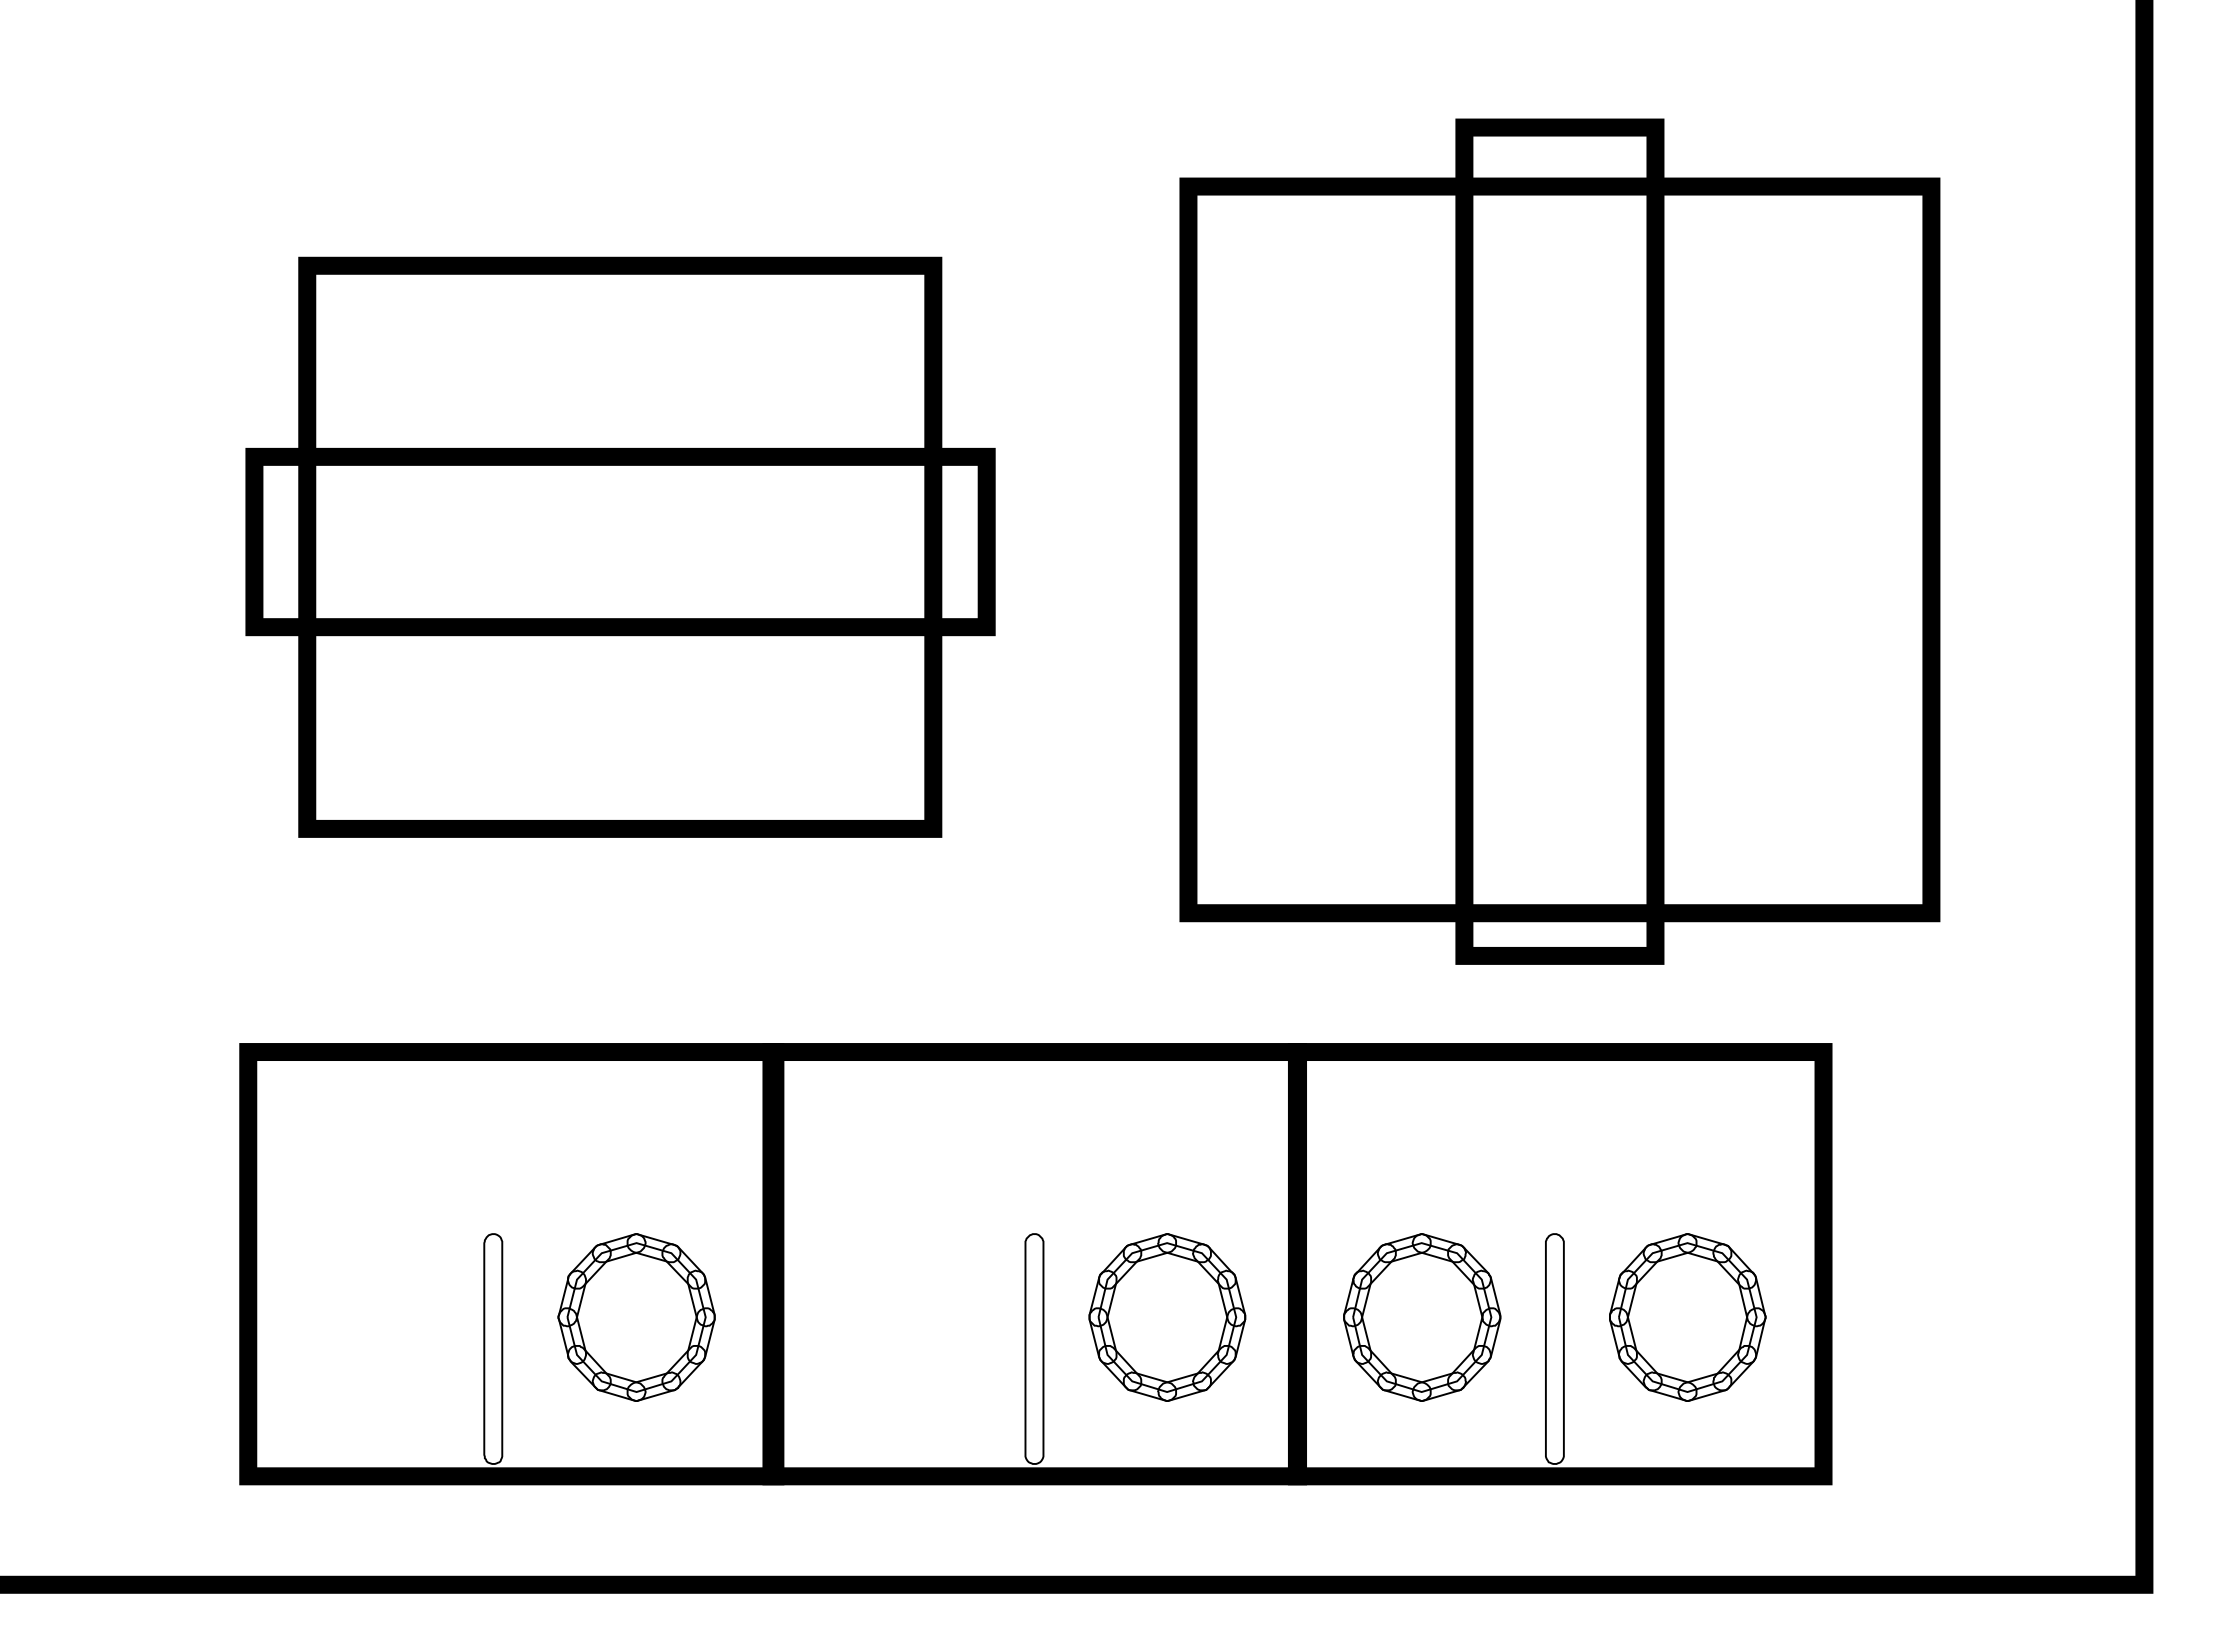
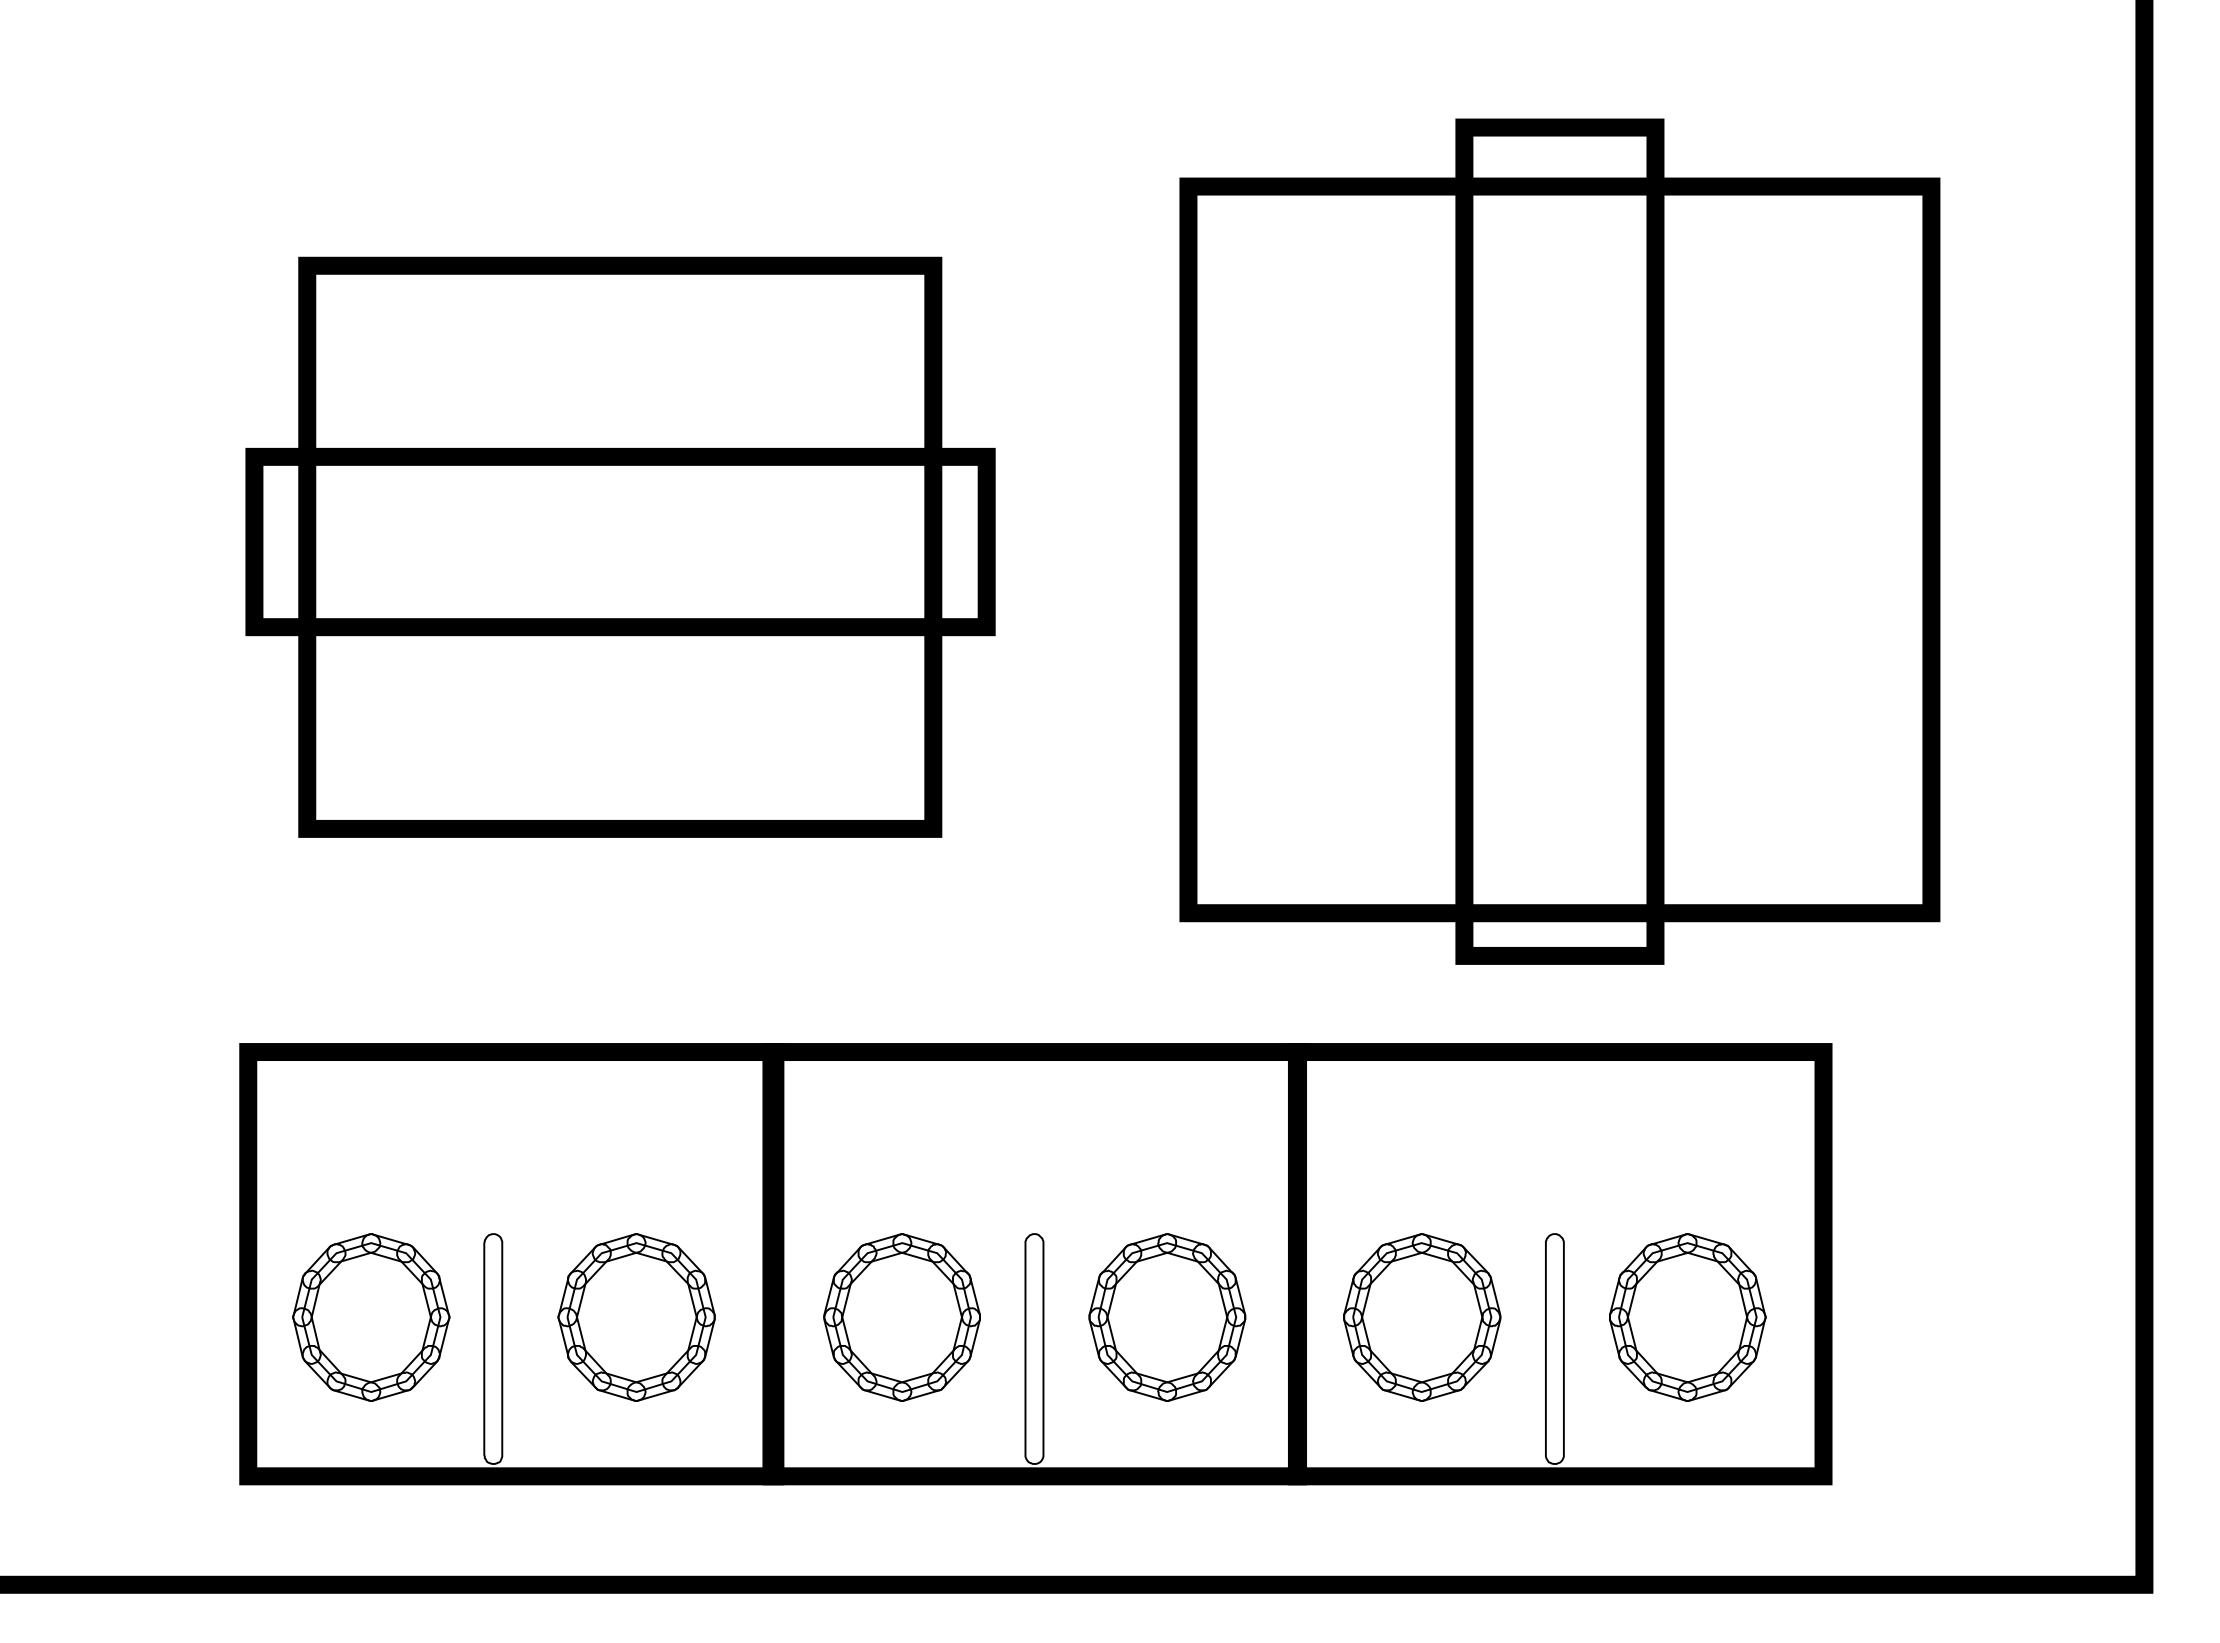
part: none -> present (371, 1317)
part: none -> present (901, 1317)
